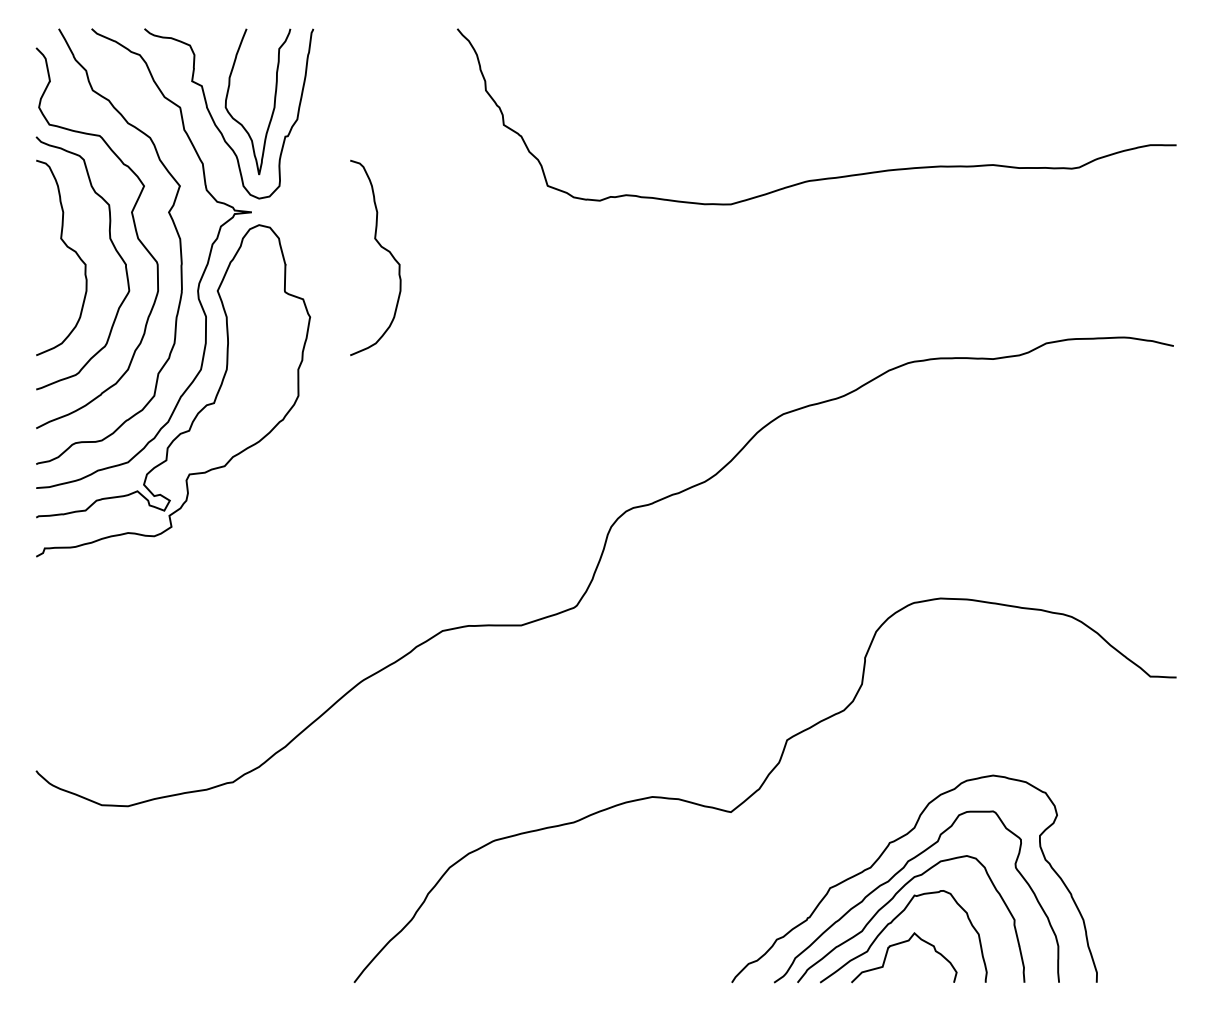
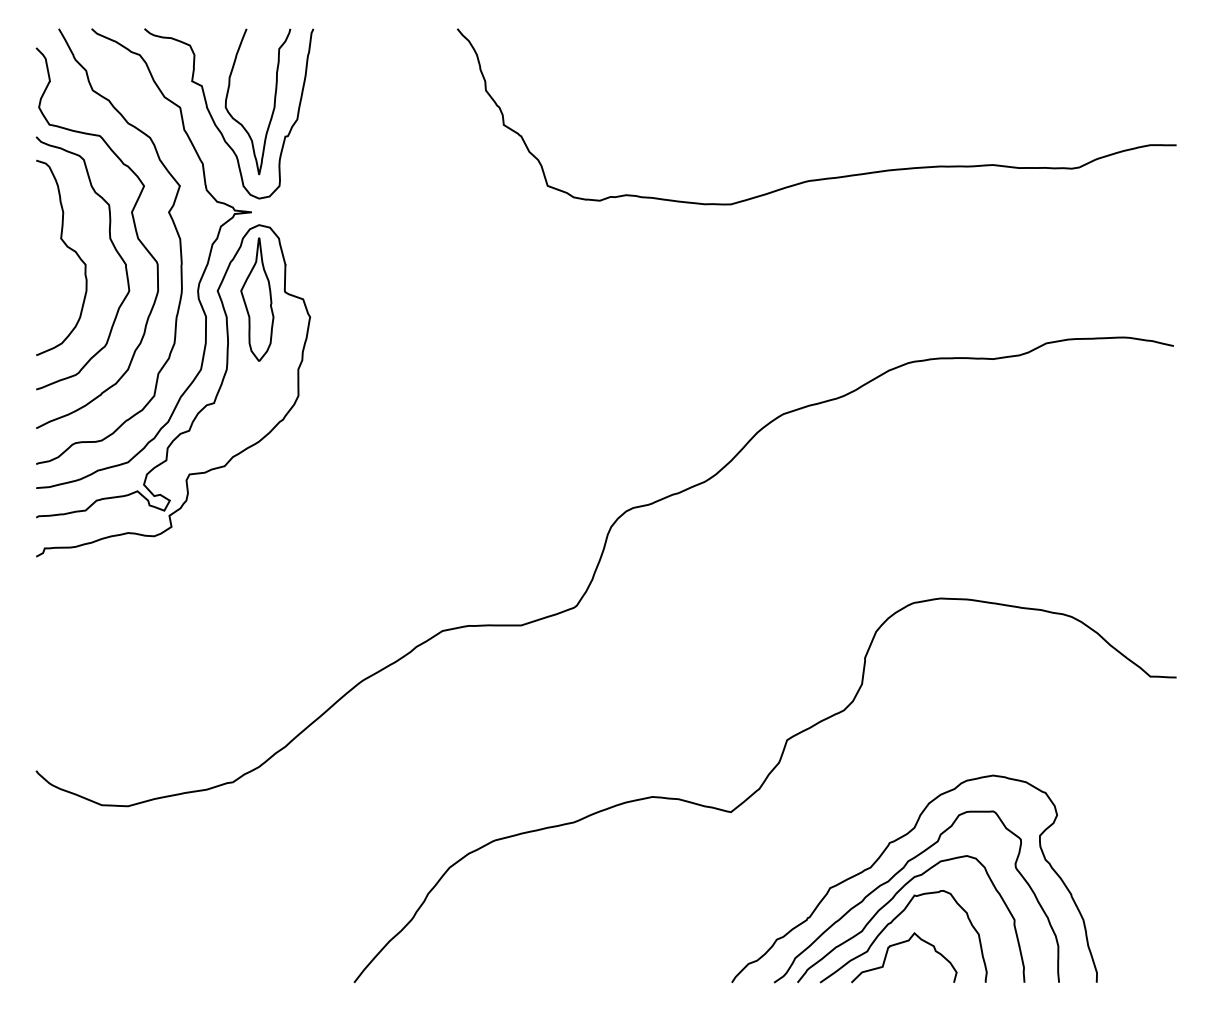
curve: present -> none (380, 247)
part: none -> present (257, 299)
